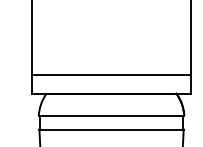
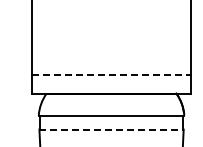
line: solid -> dashed (112, 74)
line: solid -> dashed (112, 129)
